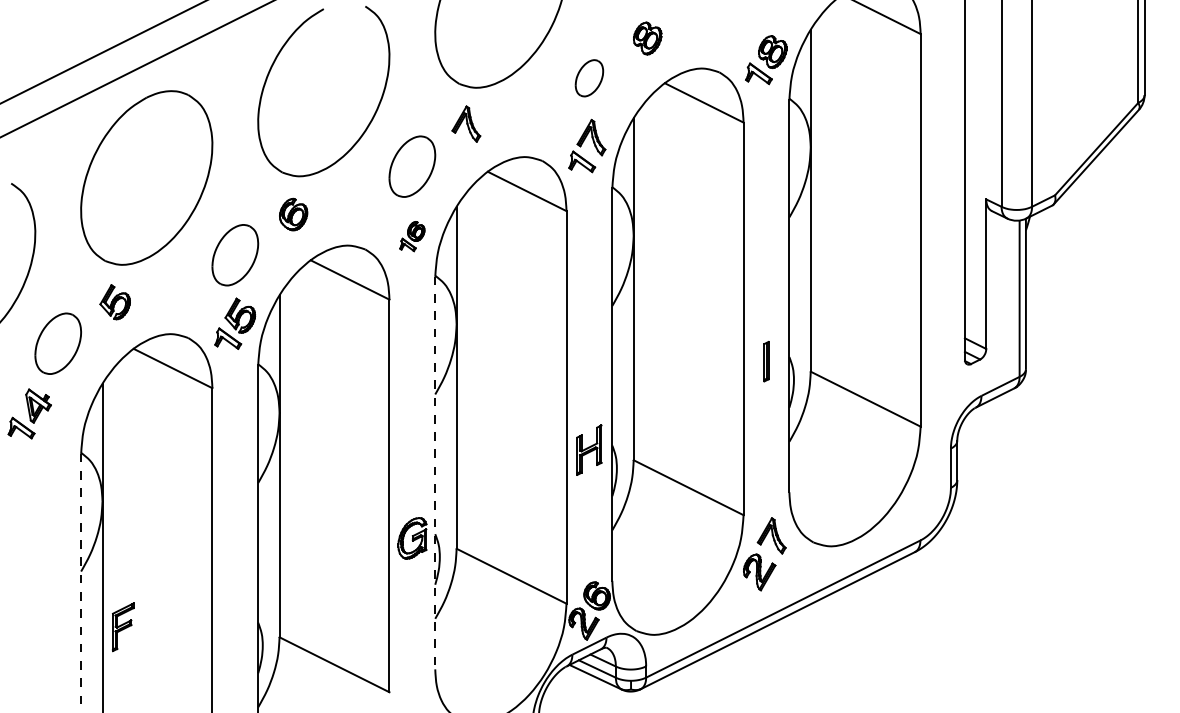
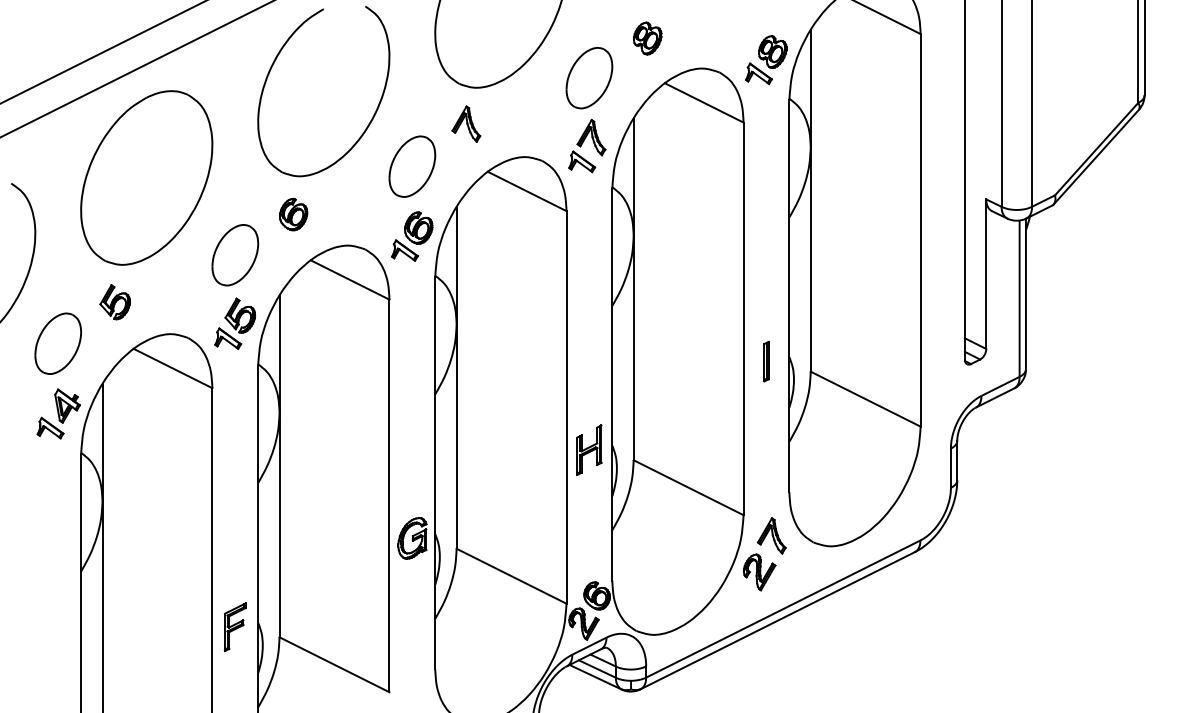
part size: 31x39 px -> 49x63 px (589, 78)
part size: 27x32 px -> 43x51 px (412, 236)
part position: (29, 413) -> (58, 413) (58, 413)
line: dashed -> solid (435, 473)
line: dashed -> solid (81, 583)
part position: (123, 627) -> (235, 627) (235, 627)
